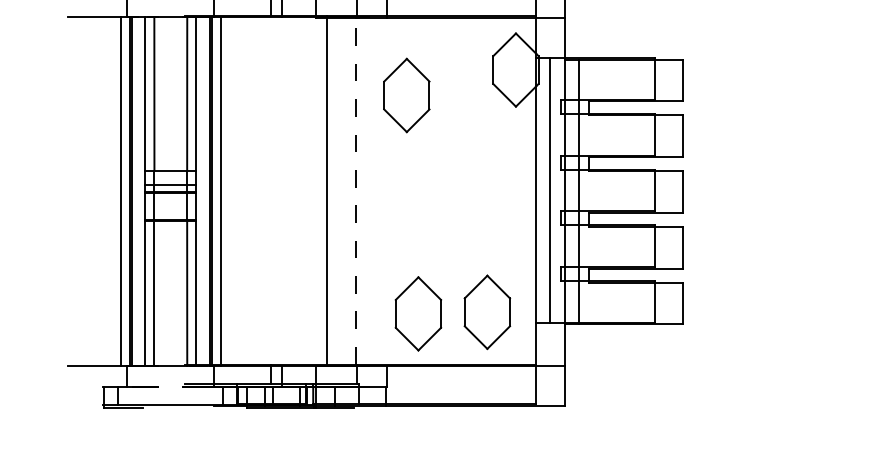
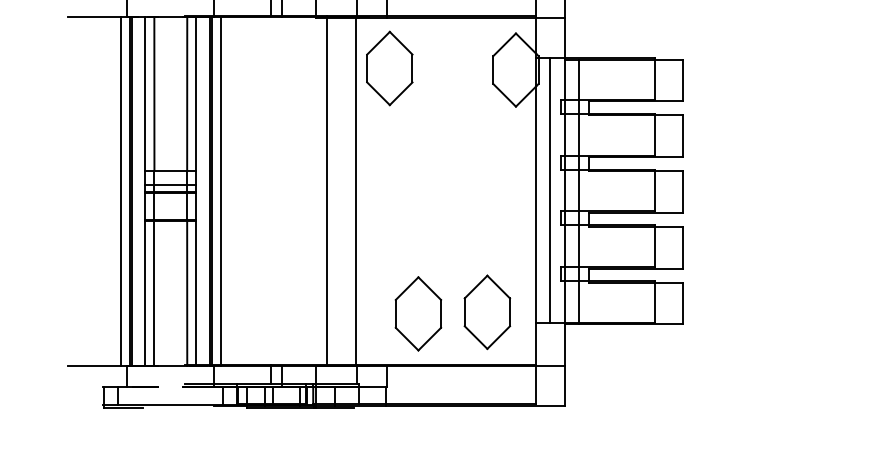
part position: (406, 95) -> (389, 68) (389, 68)
line: dashed -> solid (355, 190)
